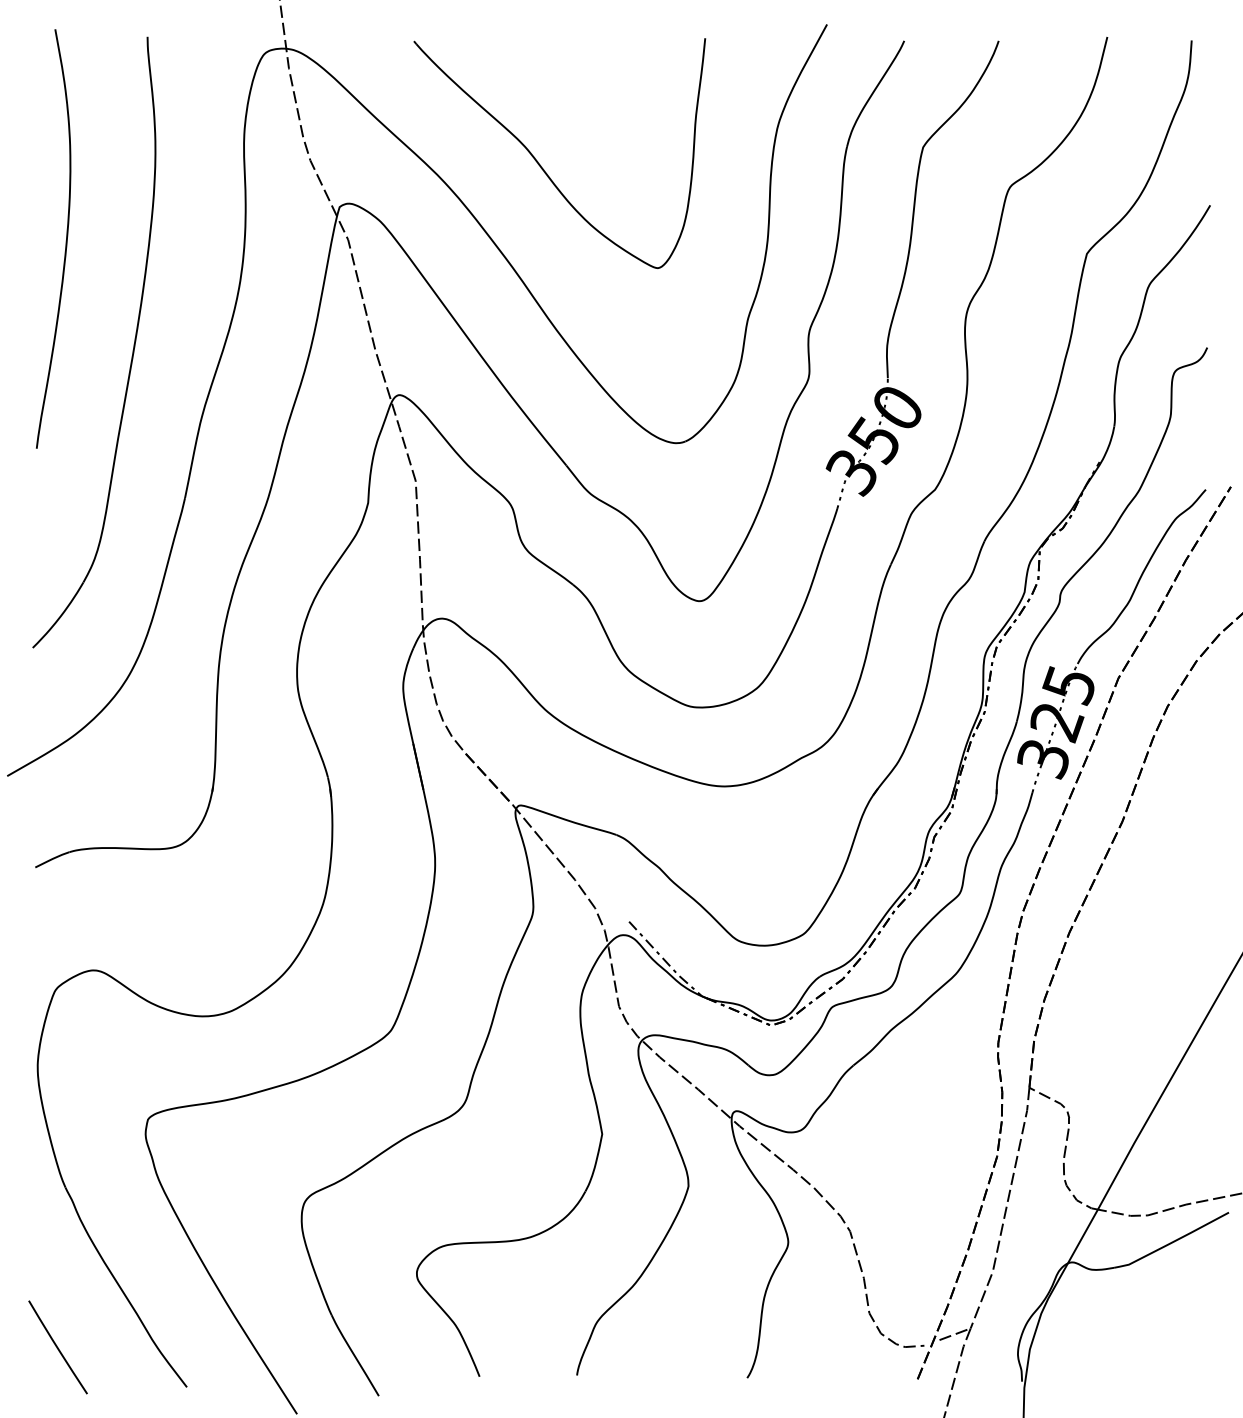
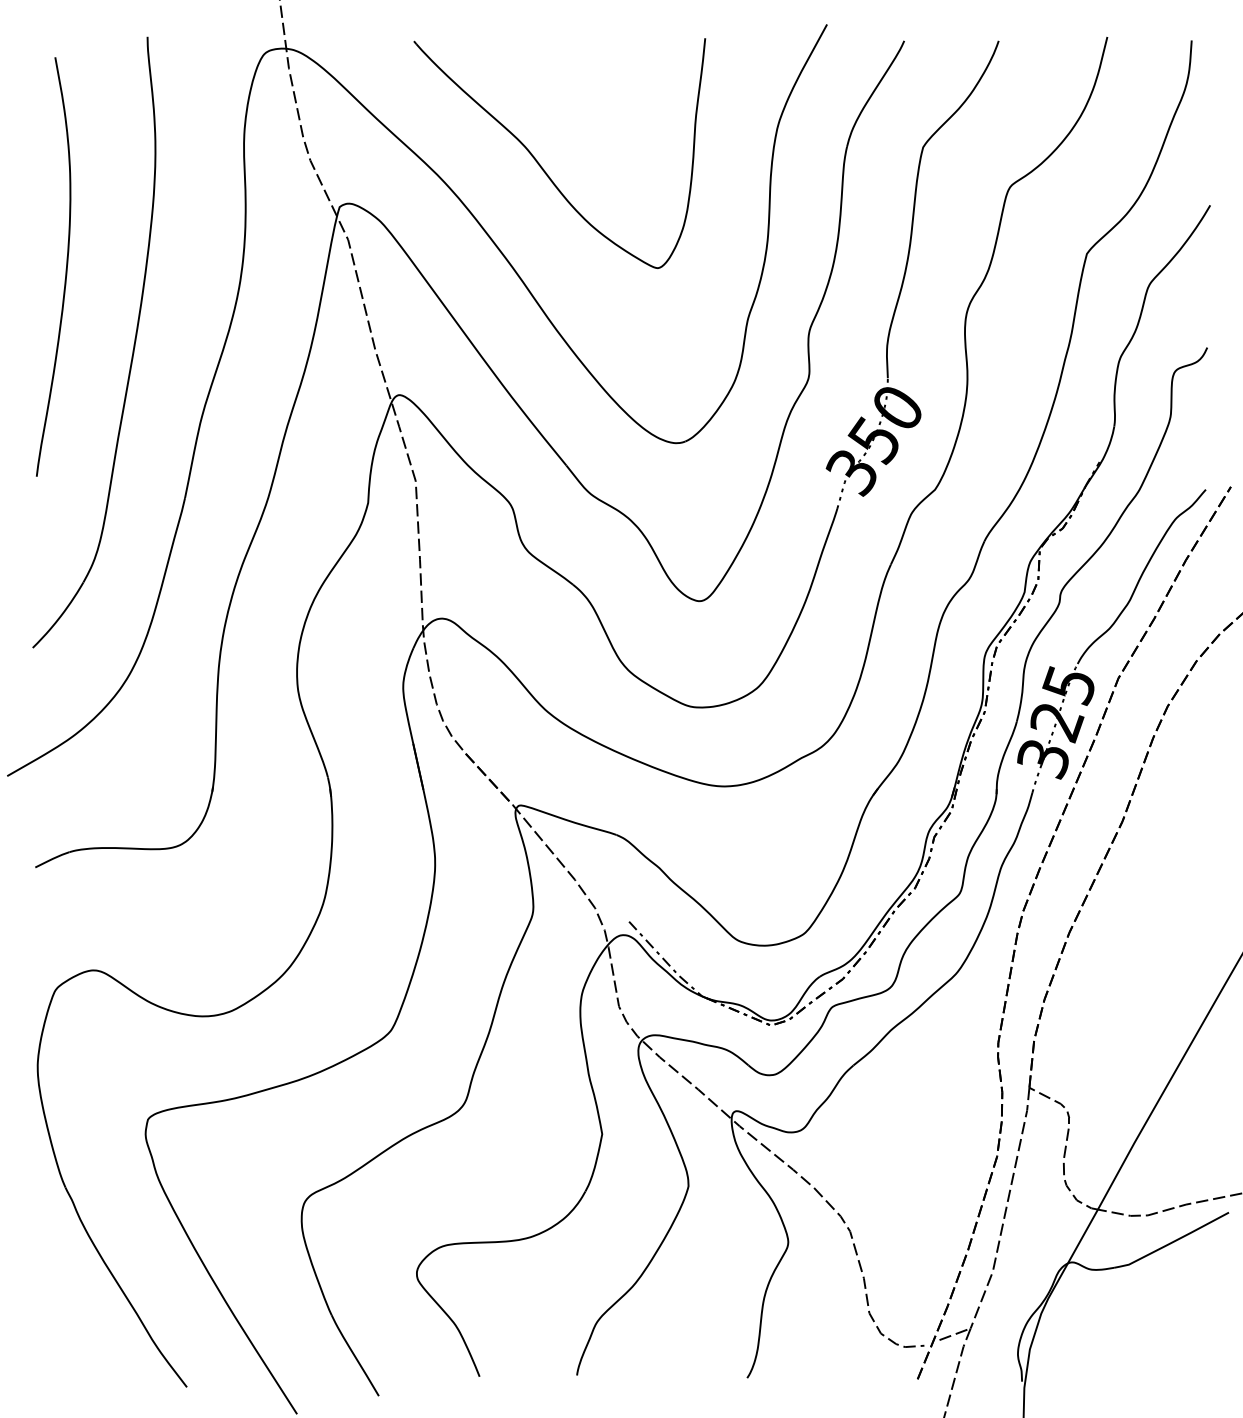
part position: (65, 241) -> (65, 269) (65, 269)
line: present -> none (57, 1347)
